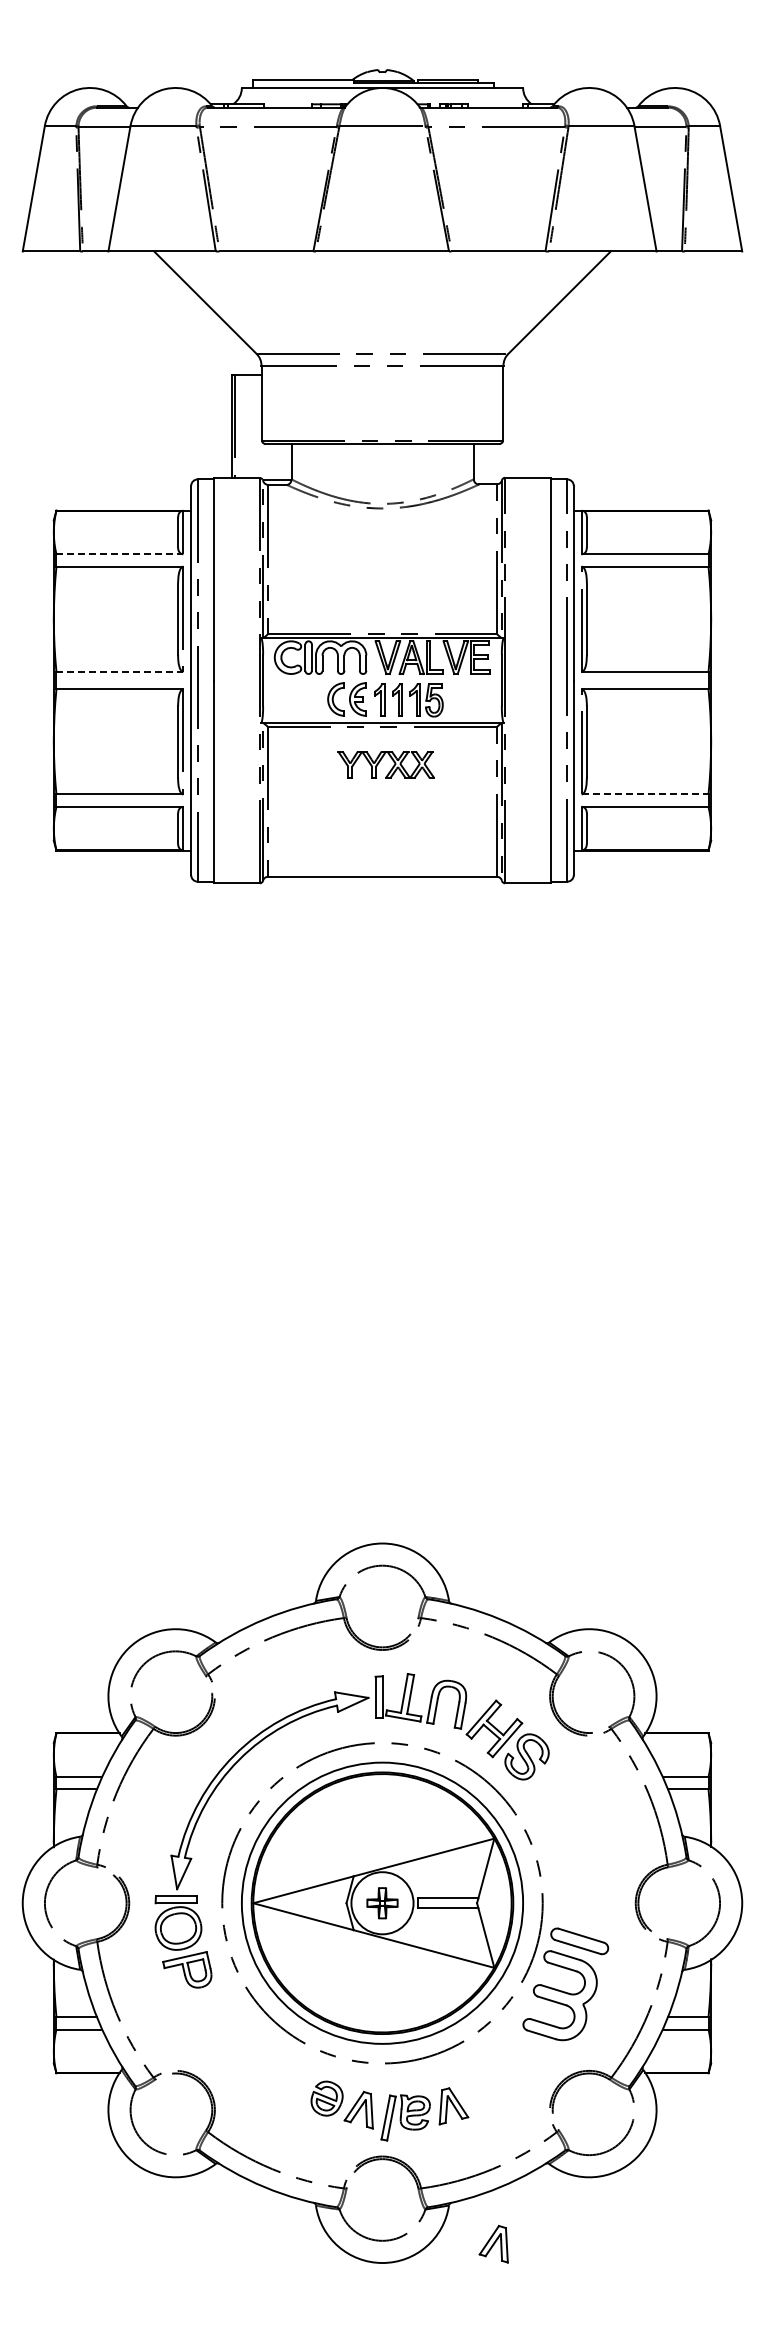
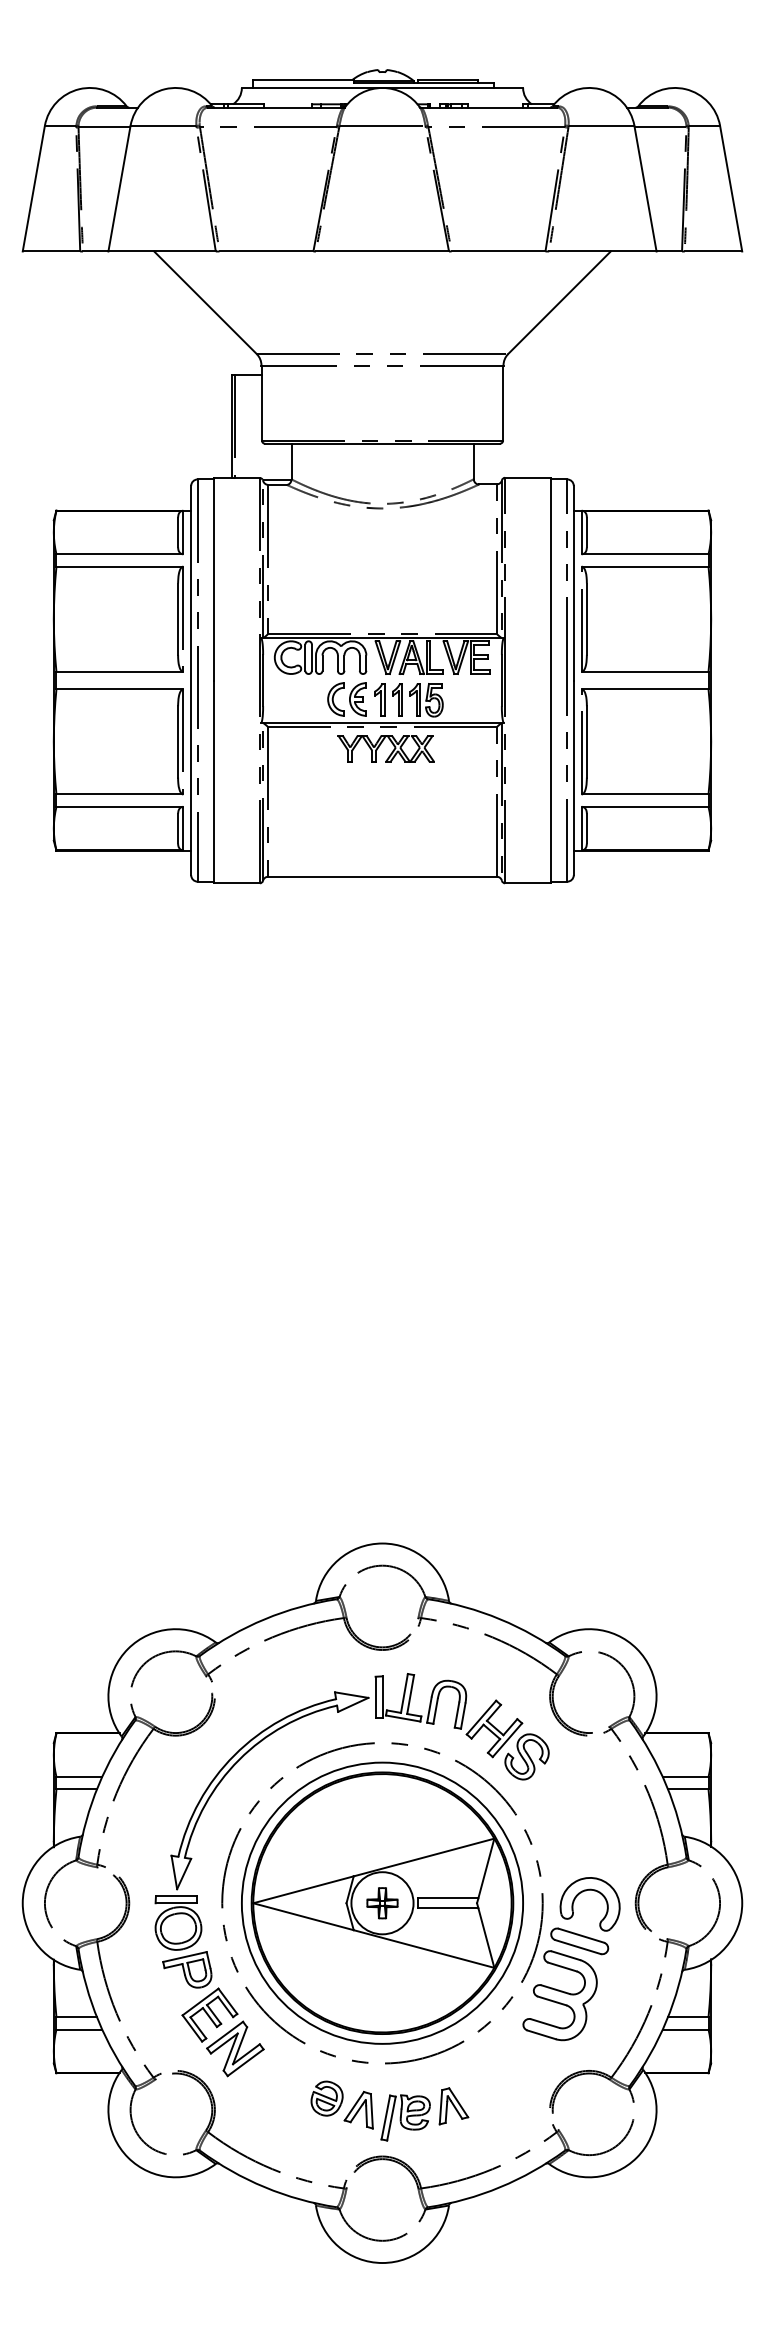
line: dashed -> solid (120, 554)
line: dashed -> solid (120, 671)
part position: (385, 764) -> (385, 748) (385, 748)
line: dashed -> solid (645, 794)
part: none -> present (586, 1891)
part: none -> present (222, 2032)
part: present -> none (493, 2243)
